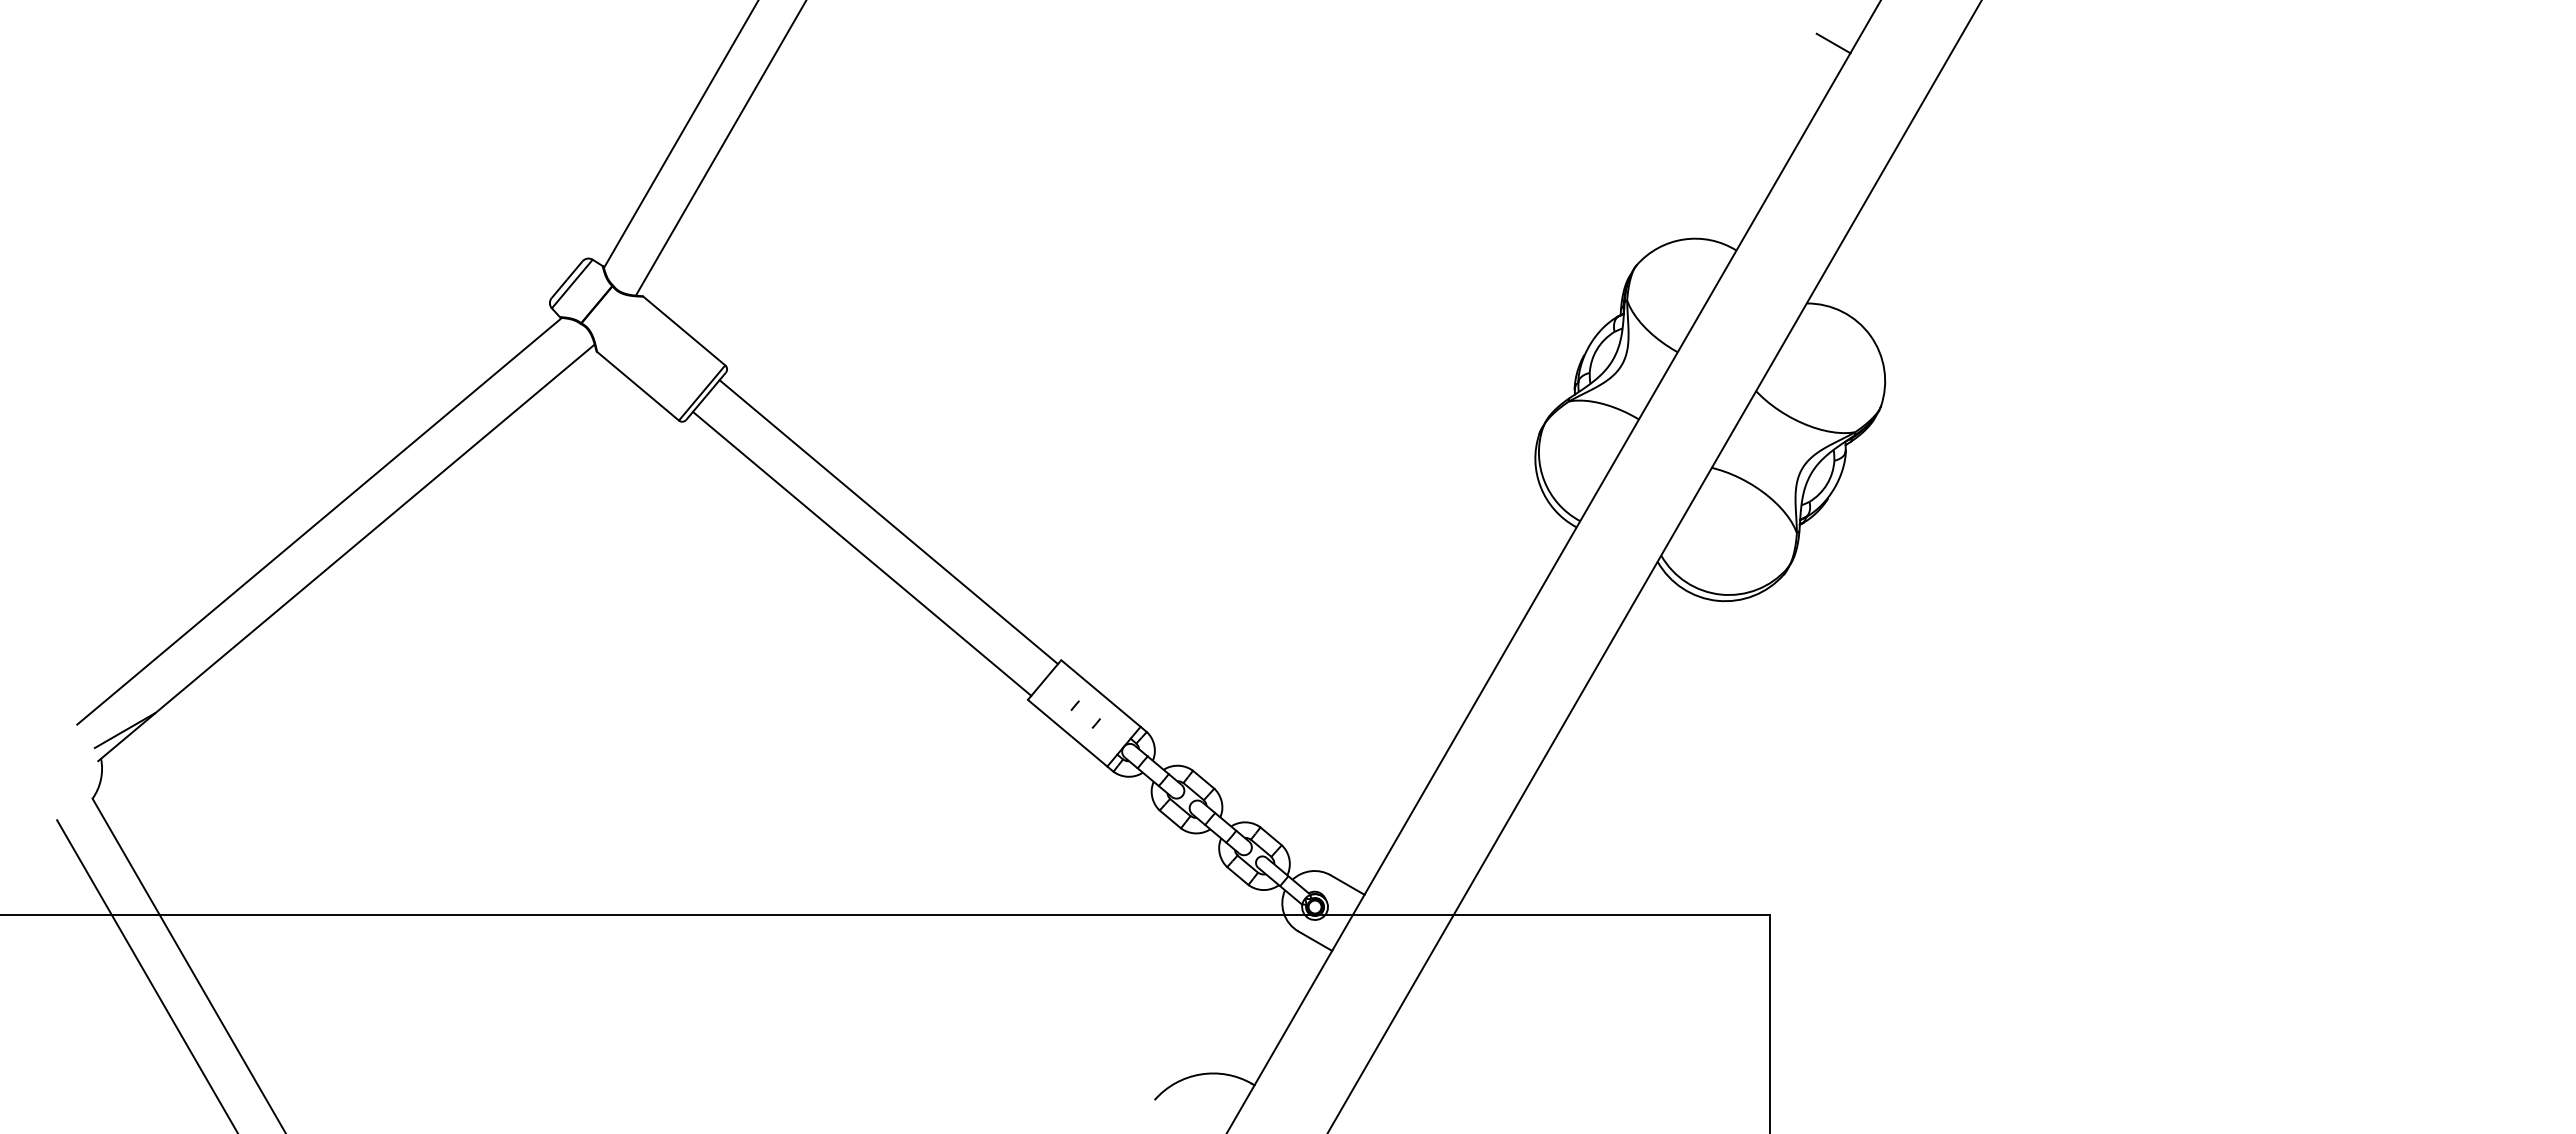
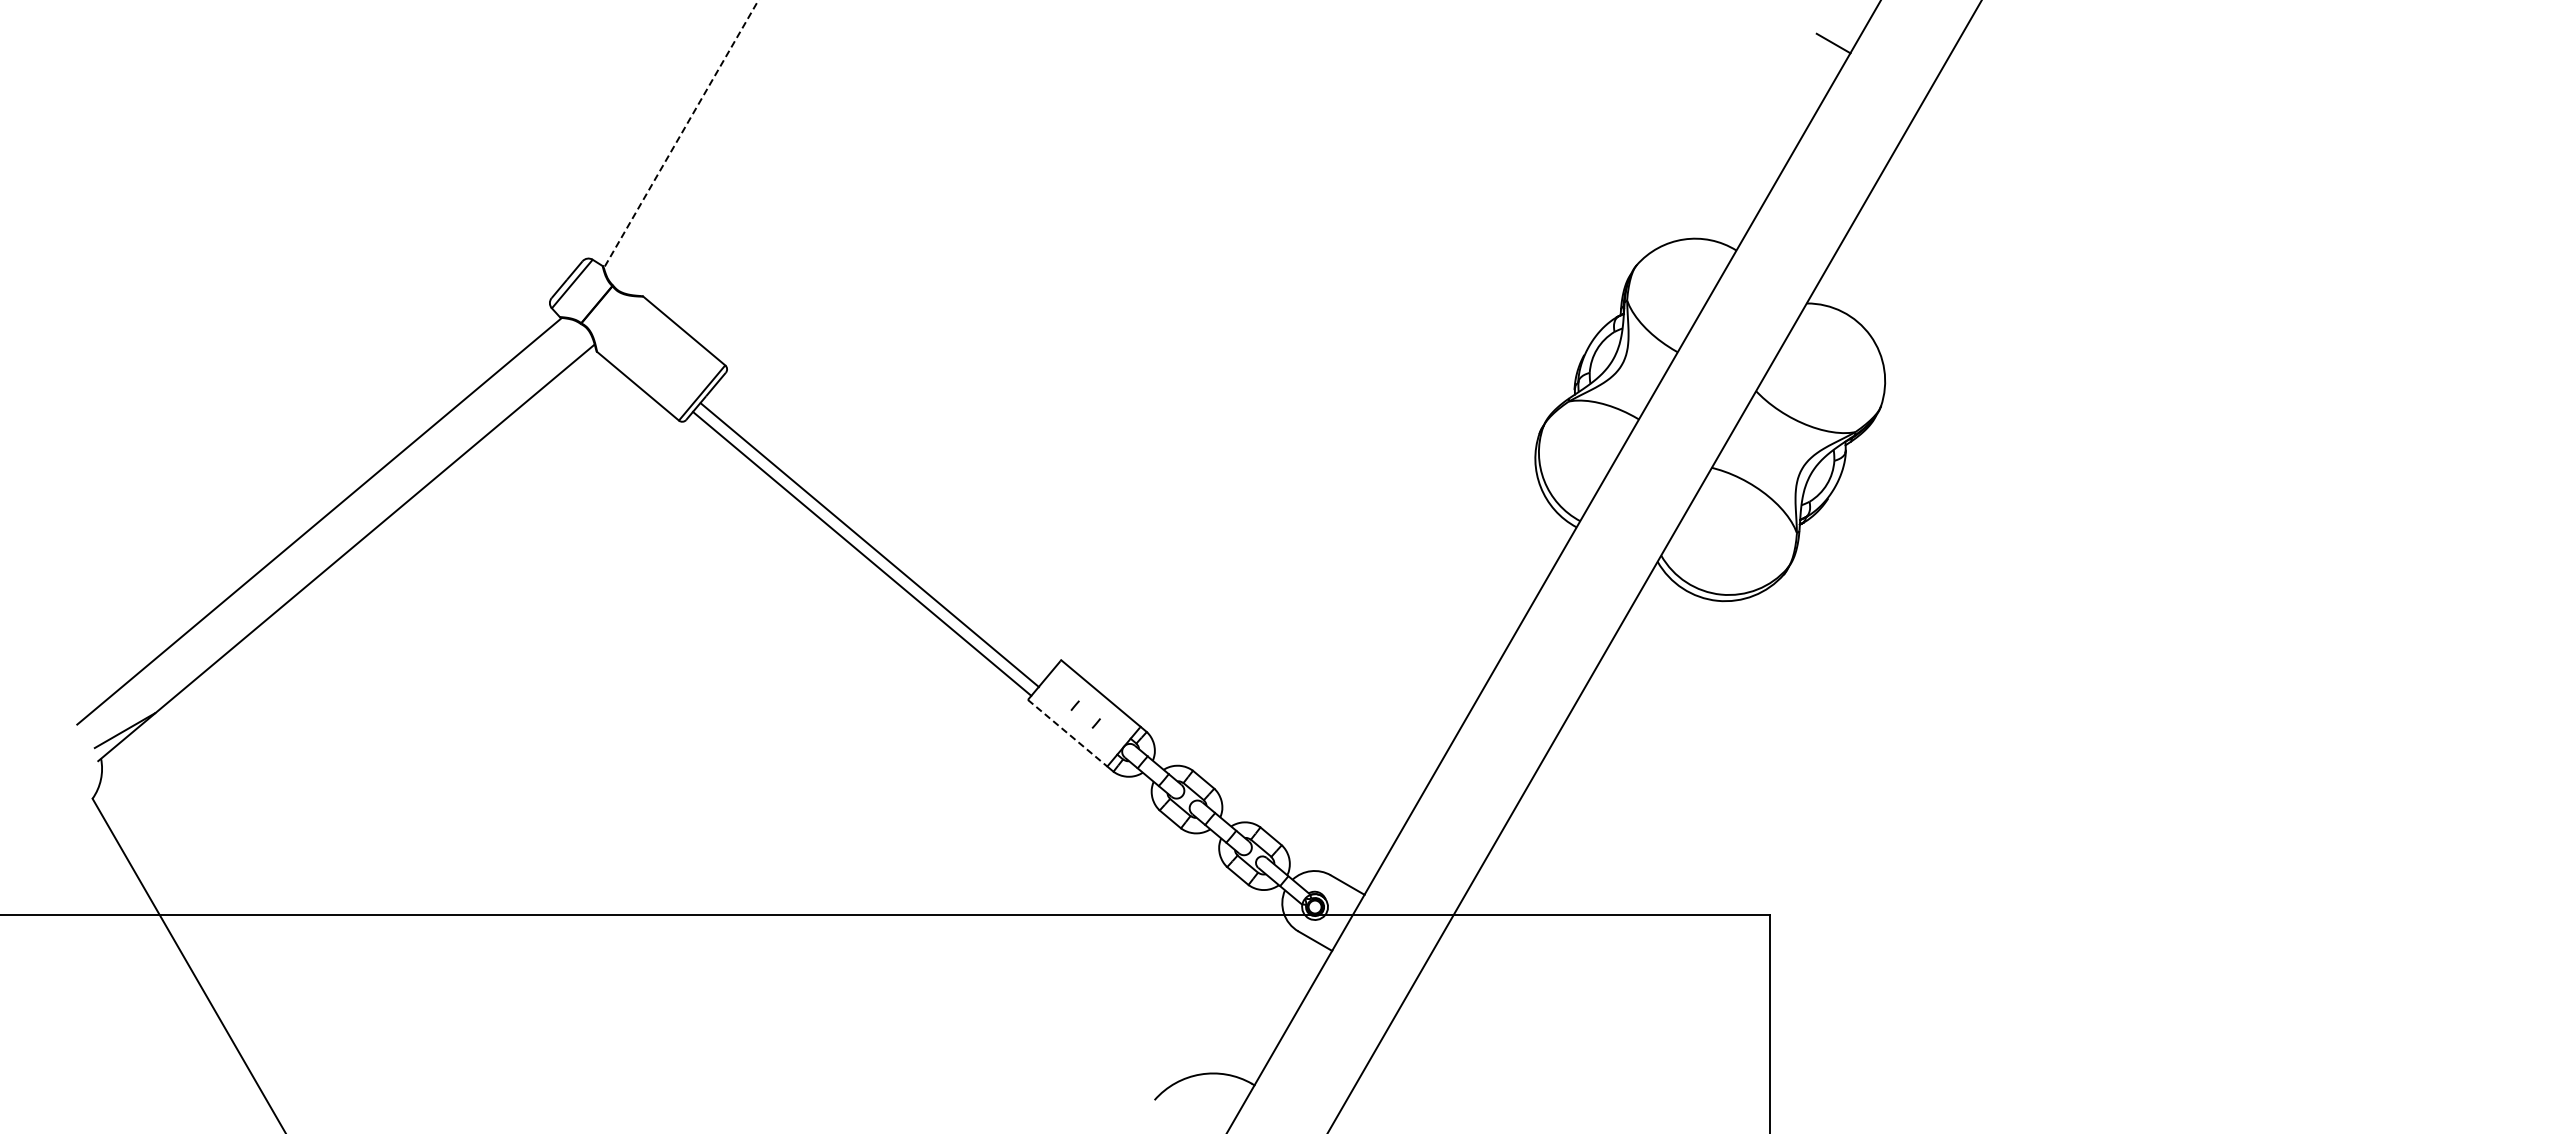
line: solid -> dashed (680, 134)
line: present -> none (720, 148)
line position: (888, 522) -> (869, 545) (869, 545)
line: solid -> dashed (1067, 733)
line: present -> none (146, 975)
